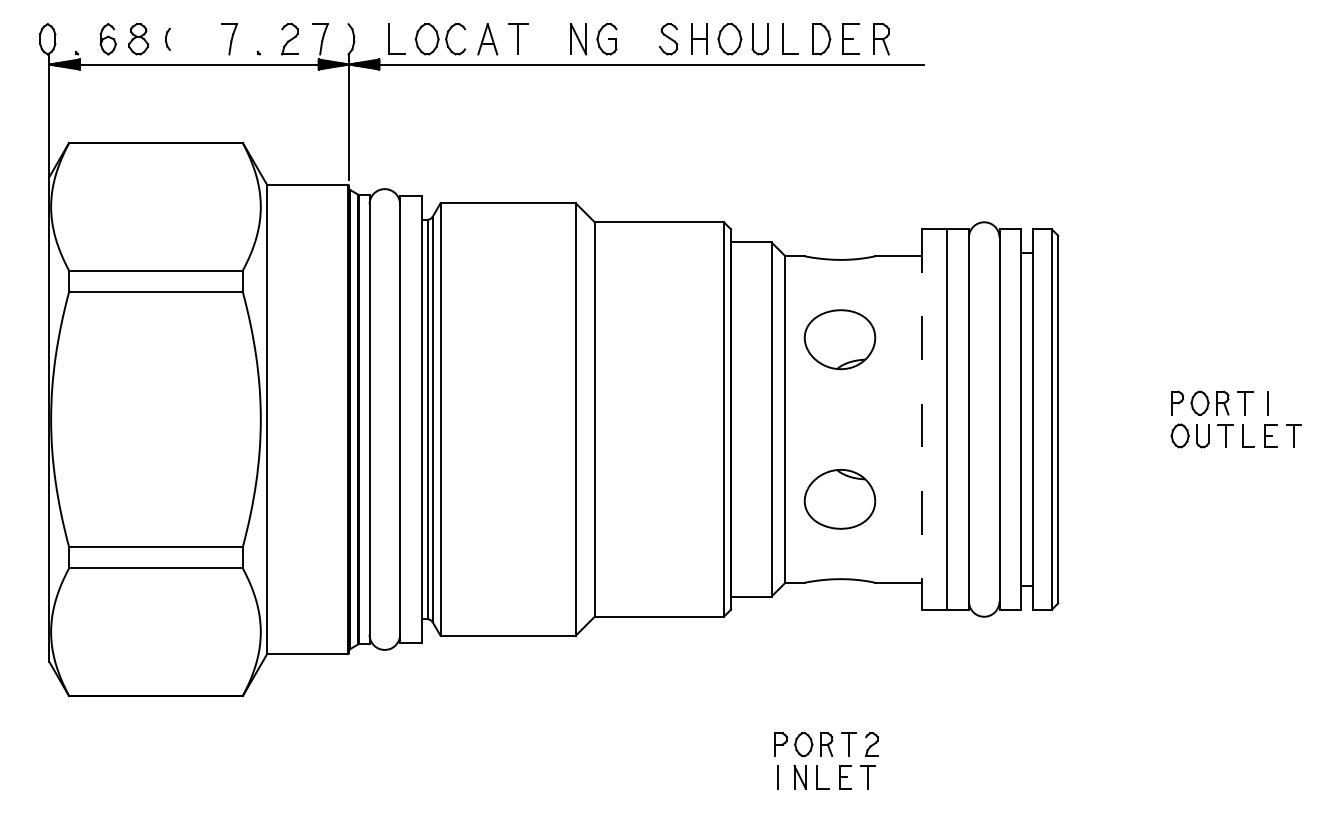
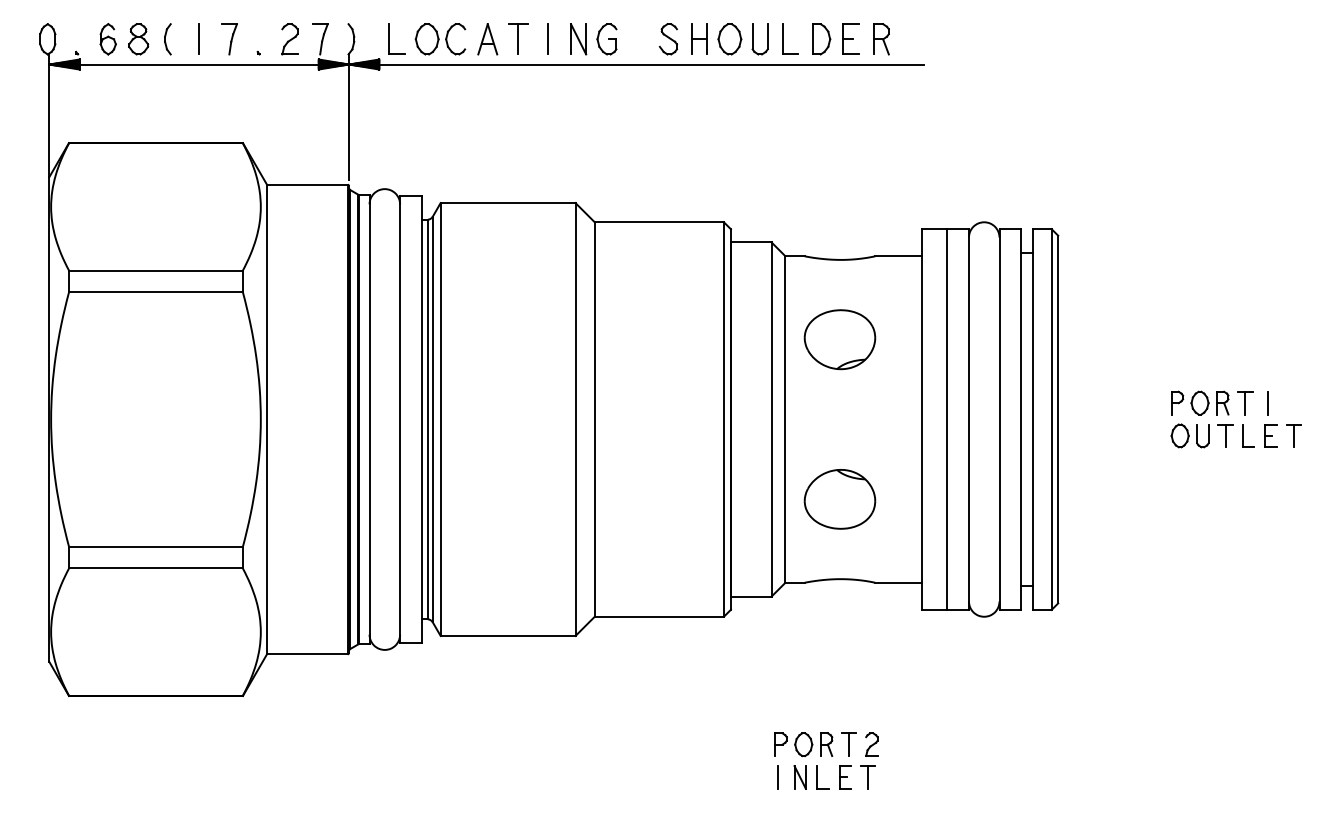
part size: 6x24 px -> 8x33 px (167, 39)
line: none -> present (199, 39)
line: none -> present (548, 39)
line: dashed -> solid (922, 420)
